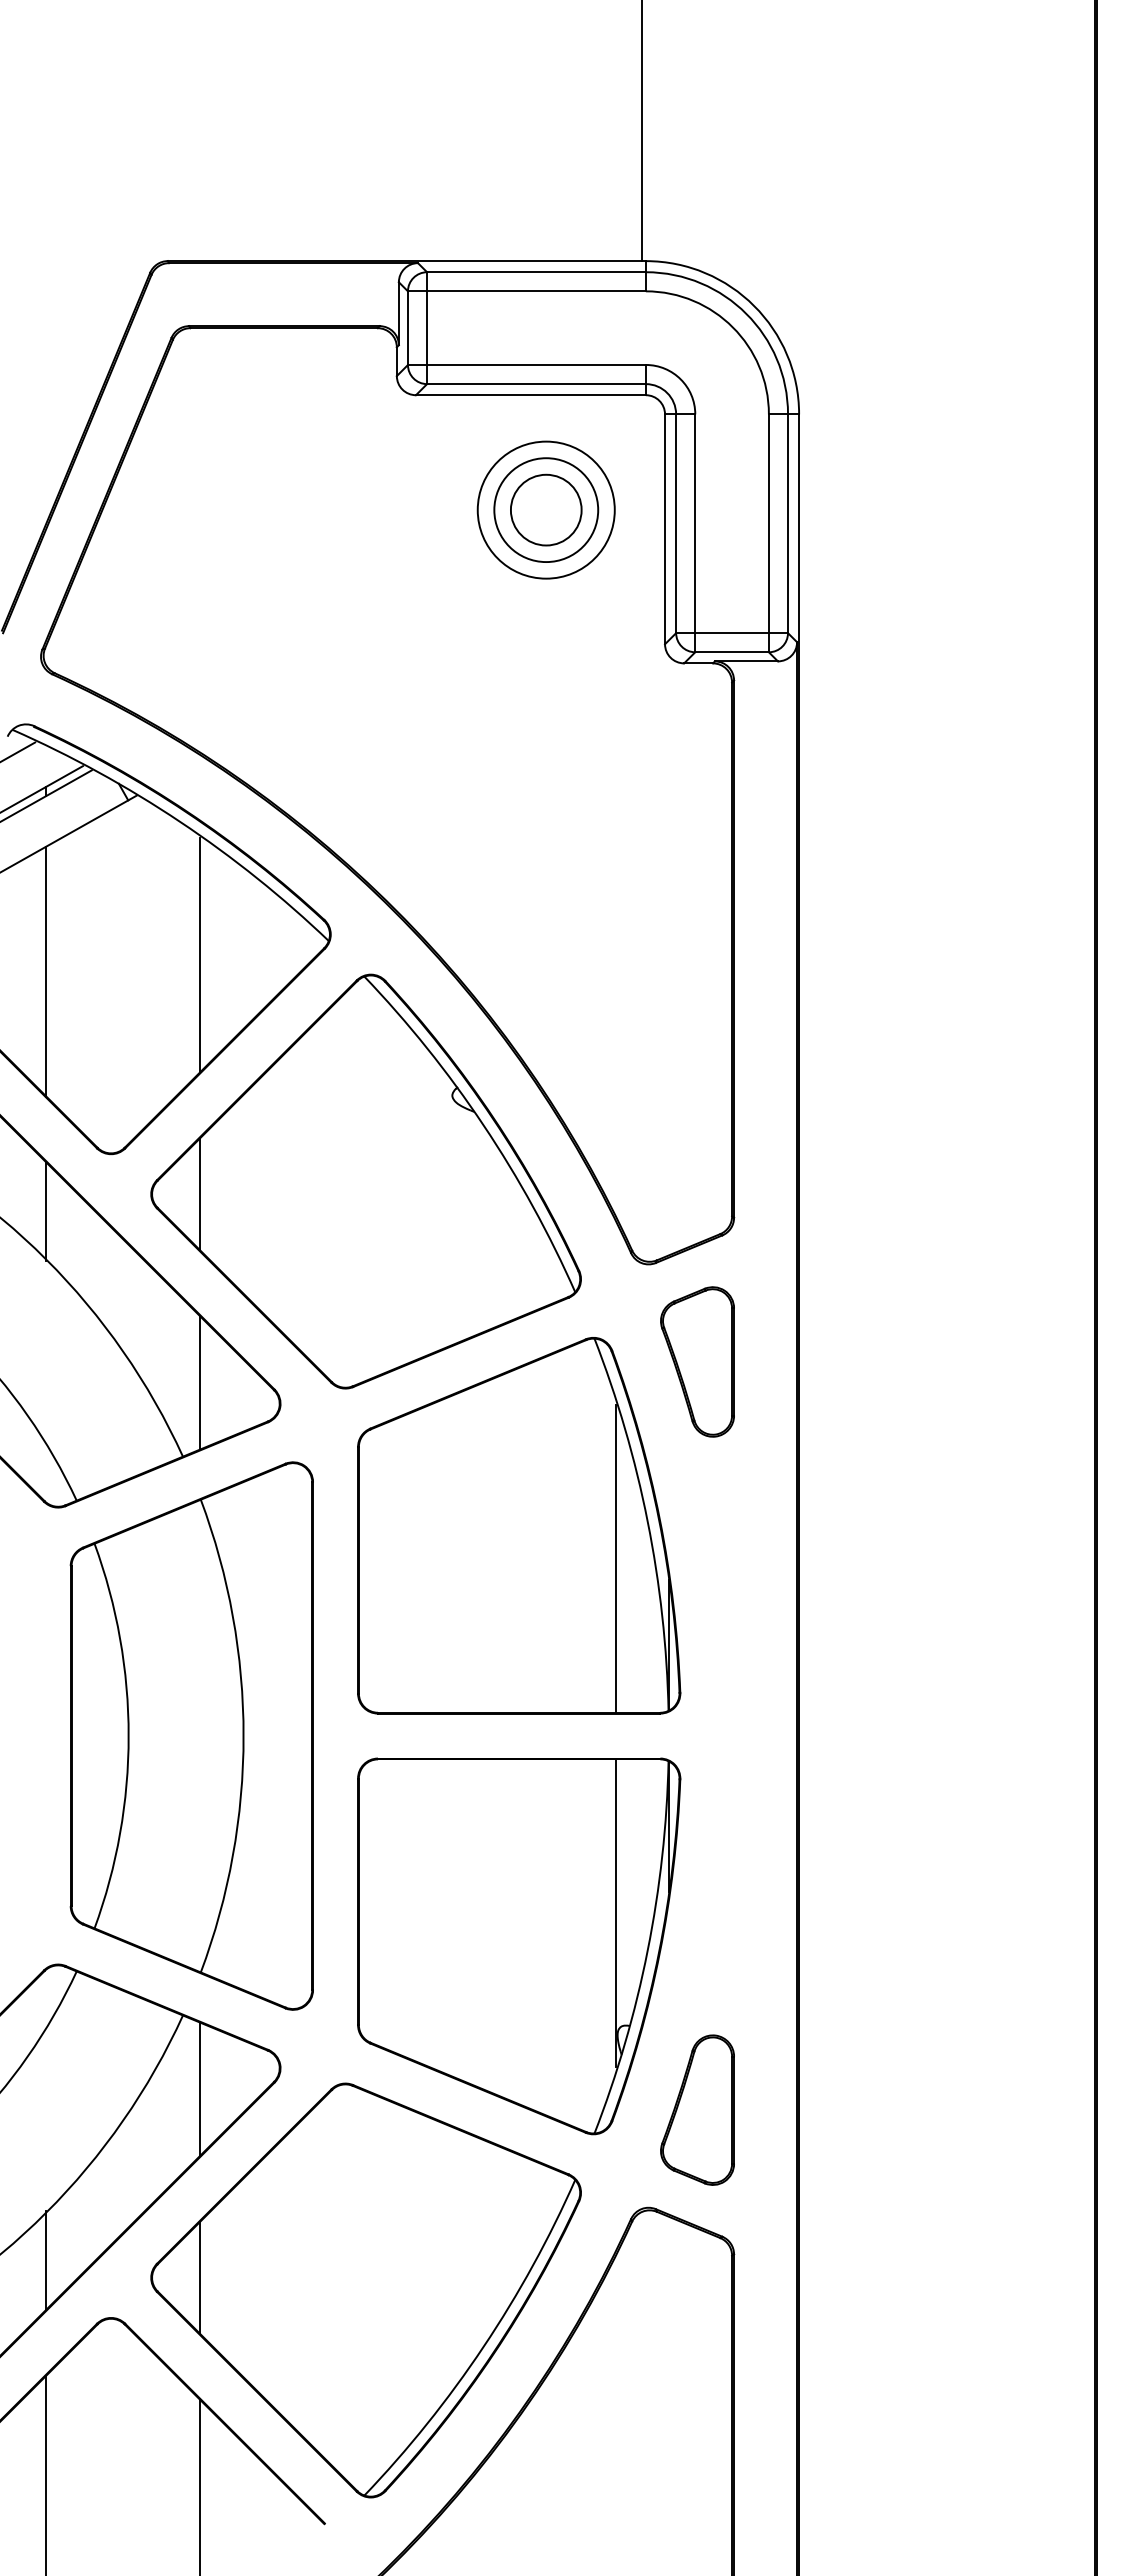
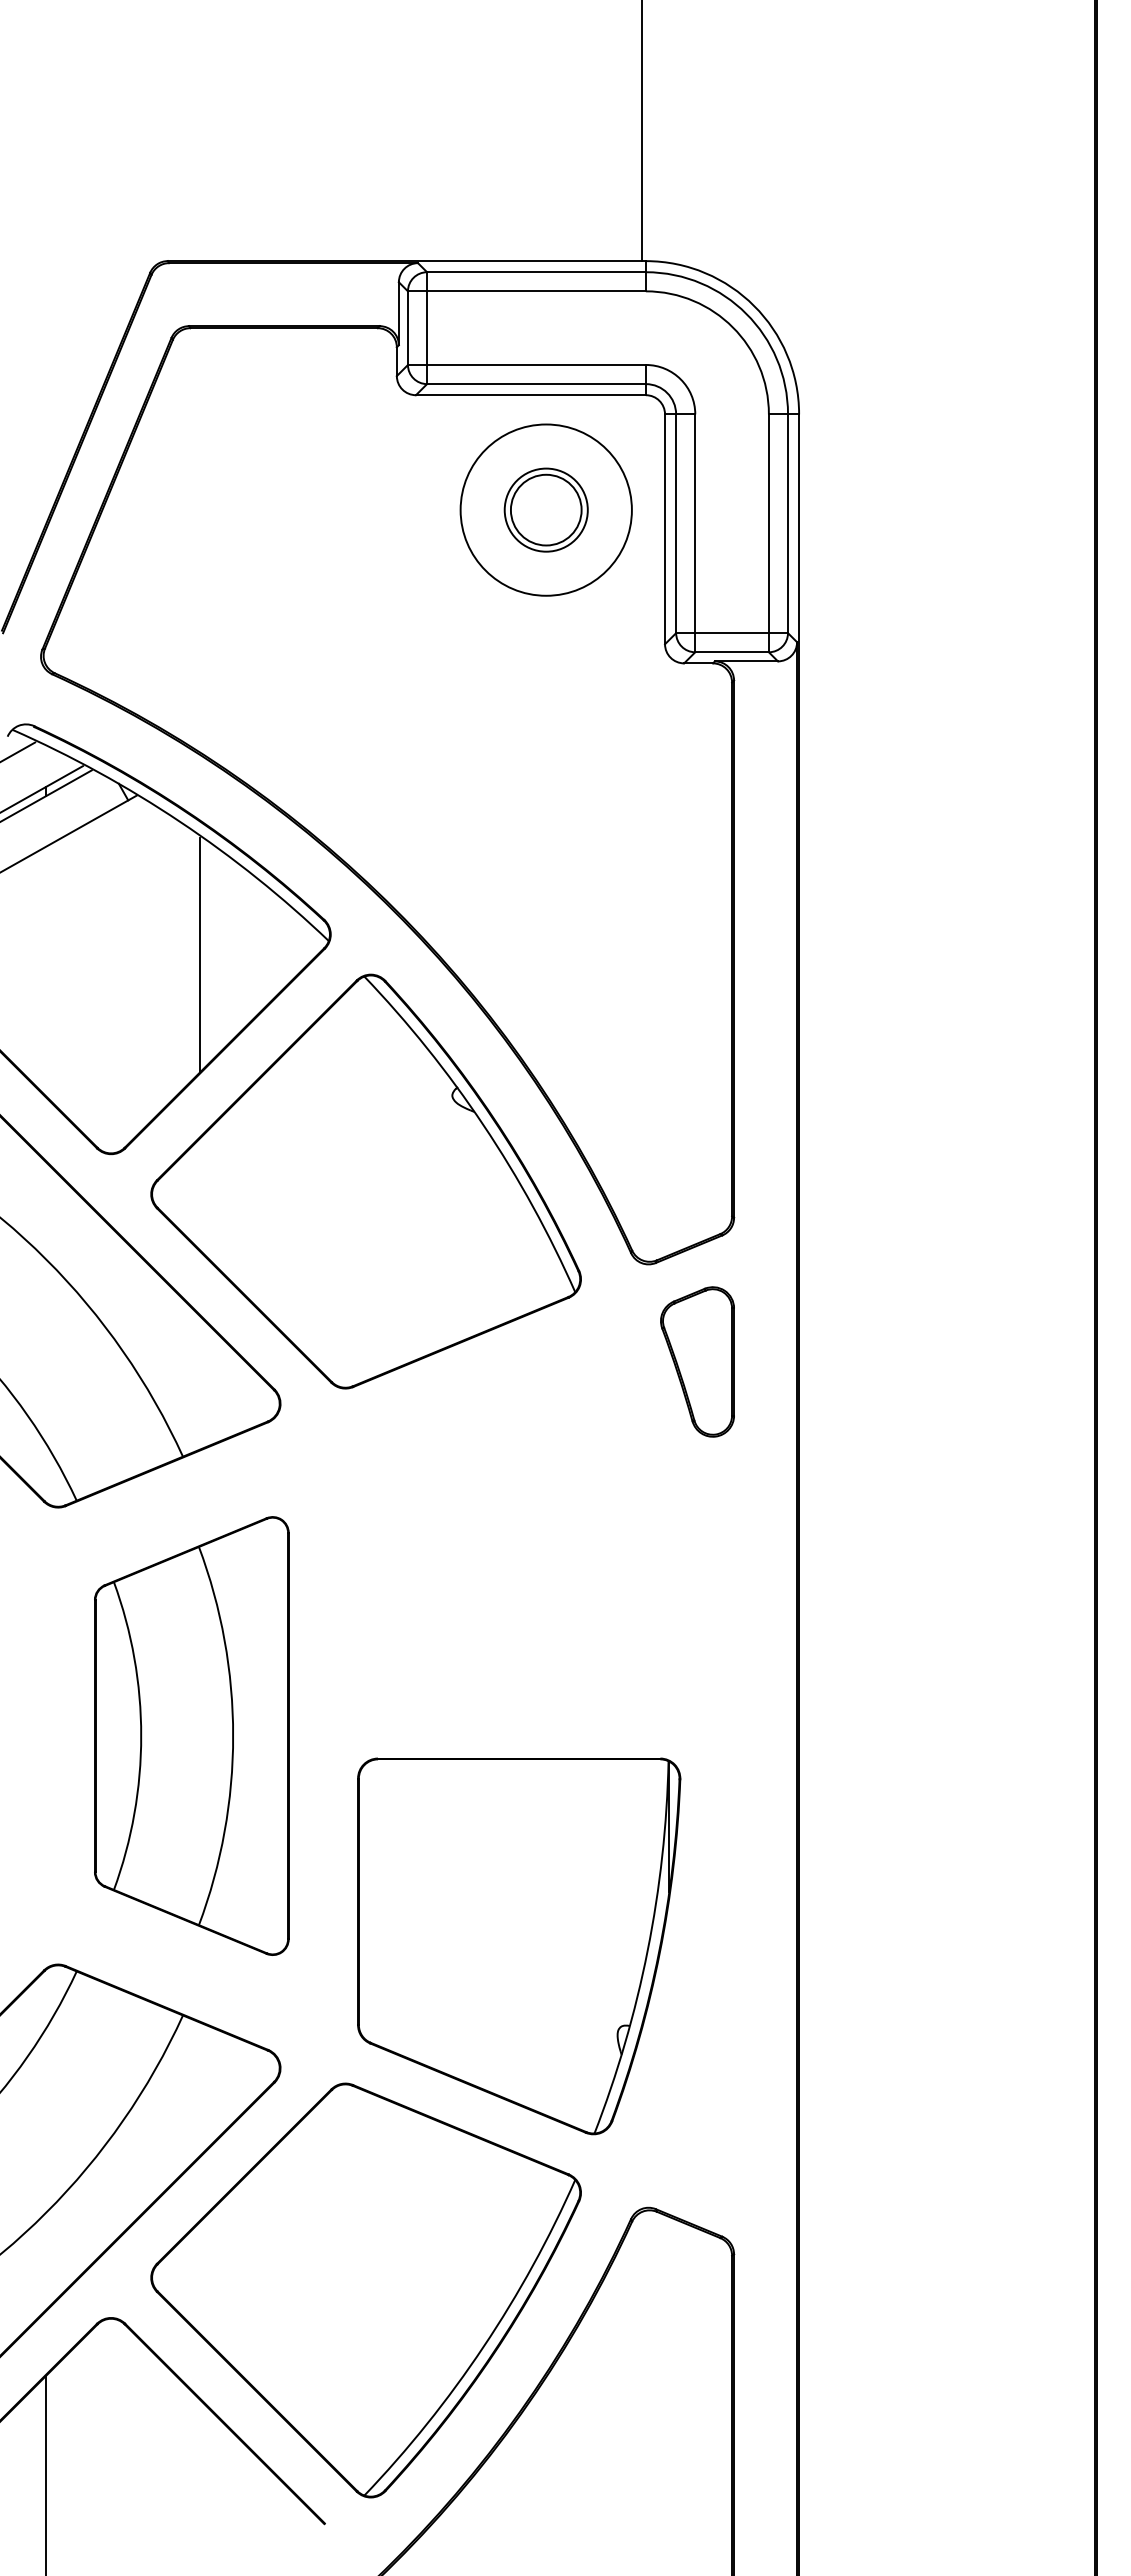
circle diameter: 137 px -> 171 px (545, 509)
circle diameter: 104 px -> 83 px (545, 509)
line: present -> none (46, 971)
line: present -> none (200, 1194)
line: present -> none (46, 1211)
line: present -> none (200, 1382)
part: present -> none (519, 1525)
part size: 245x550 px -> 196x440 px (191, 1735)
line: present -> none (615, 1913)
line: present -> none (200, 2089)
part: present -> none (697, 2109)
line: present -> none (46, 2259)
line: present -> none (200, 2277)
line: present -> none (200, 2485)
